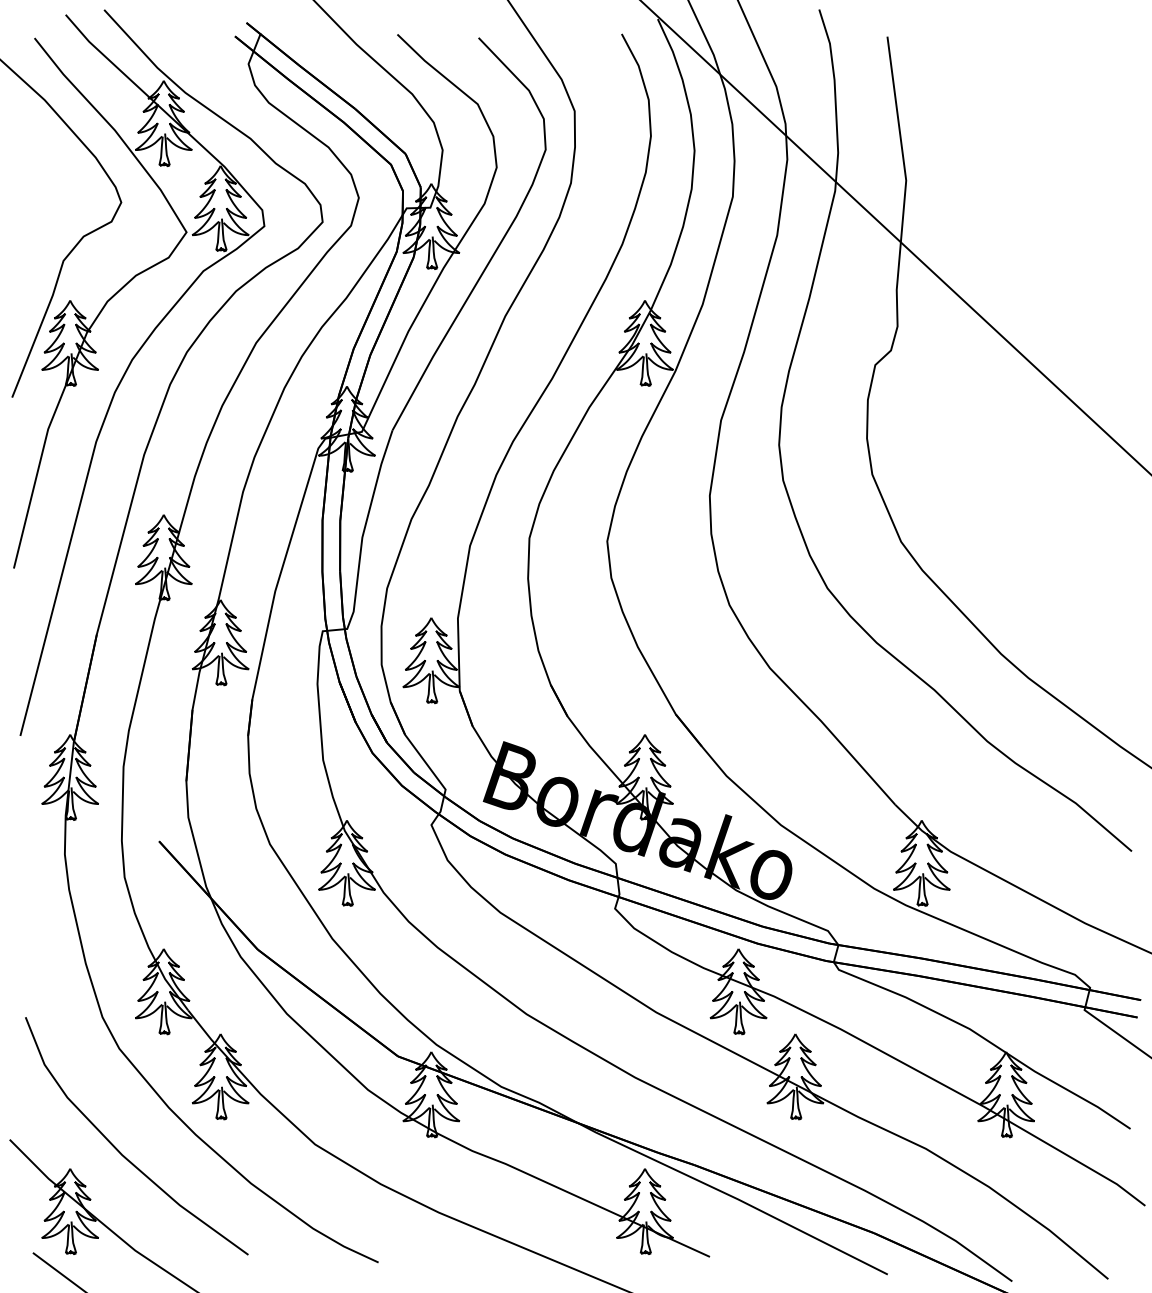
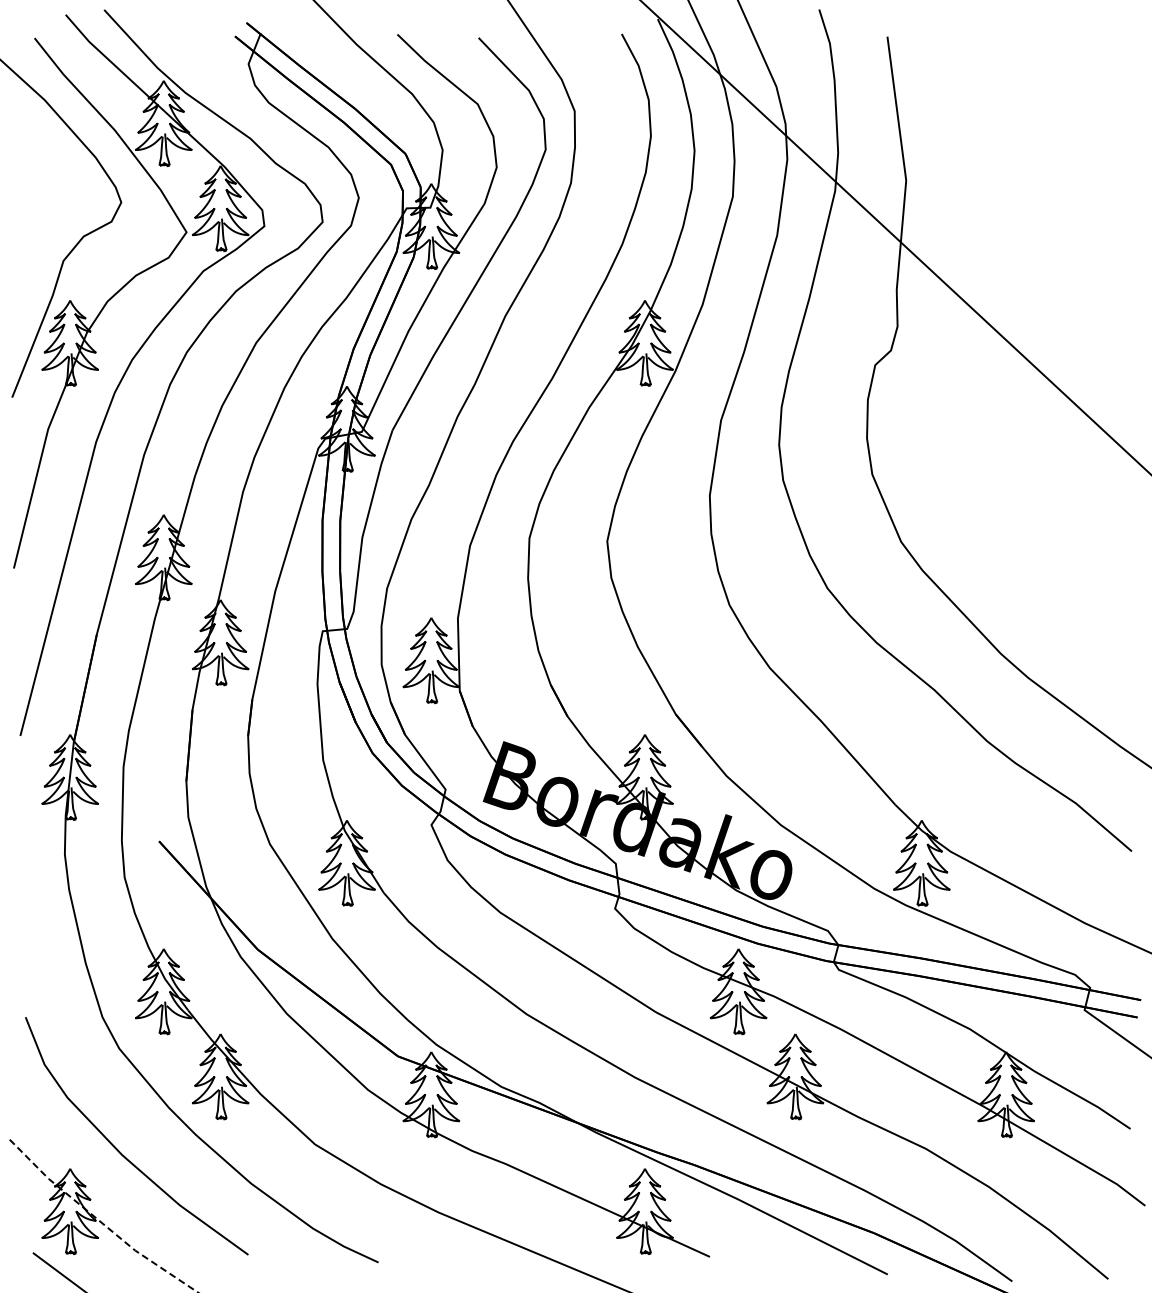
line: solid -> dashed (100, 1221)
